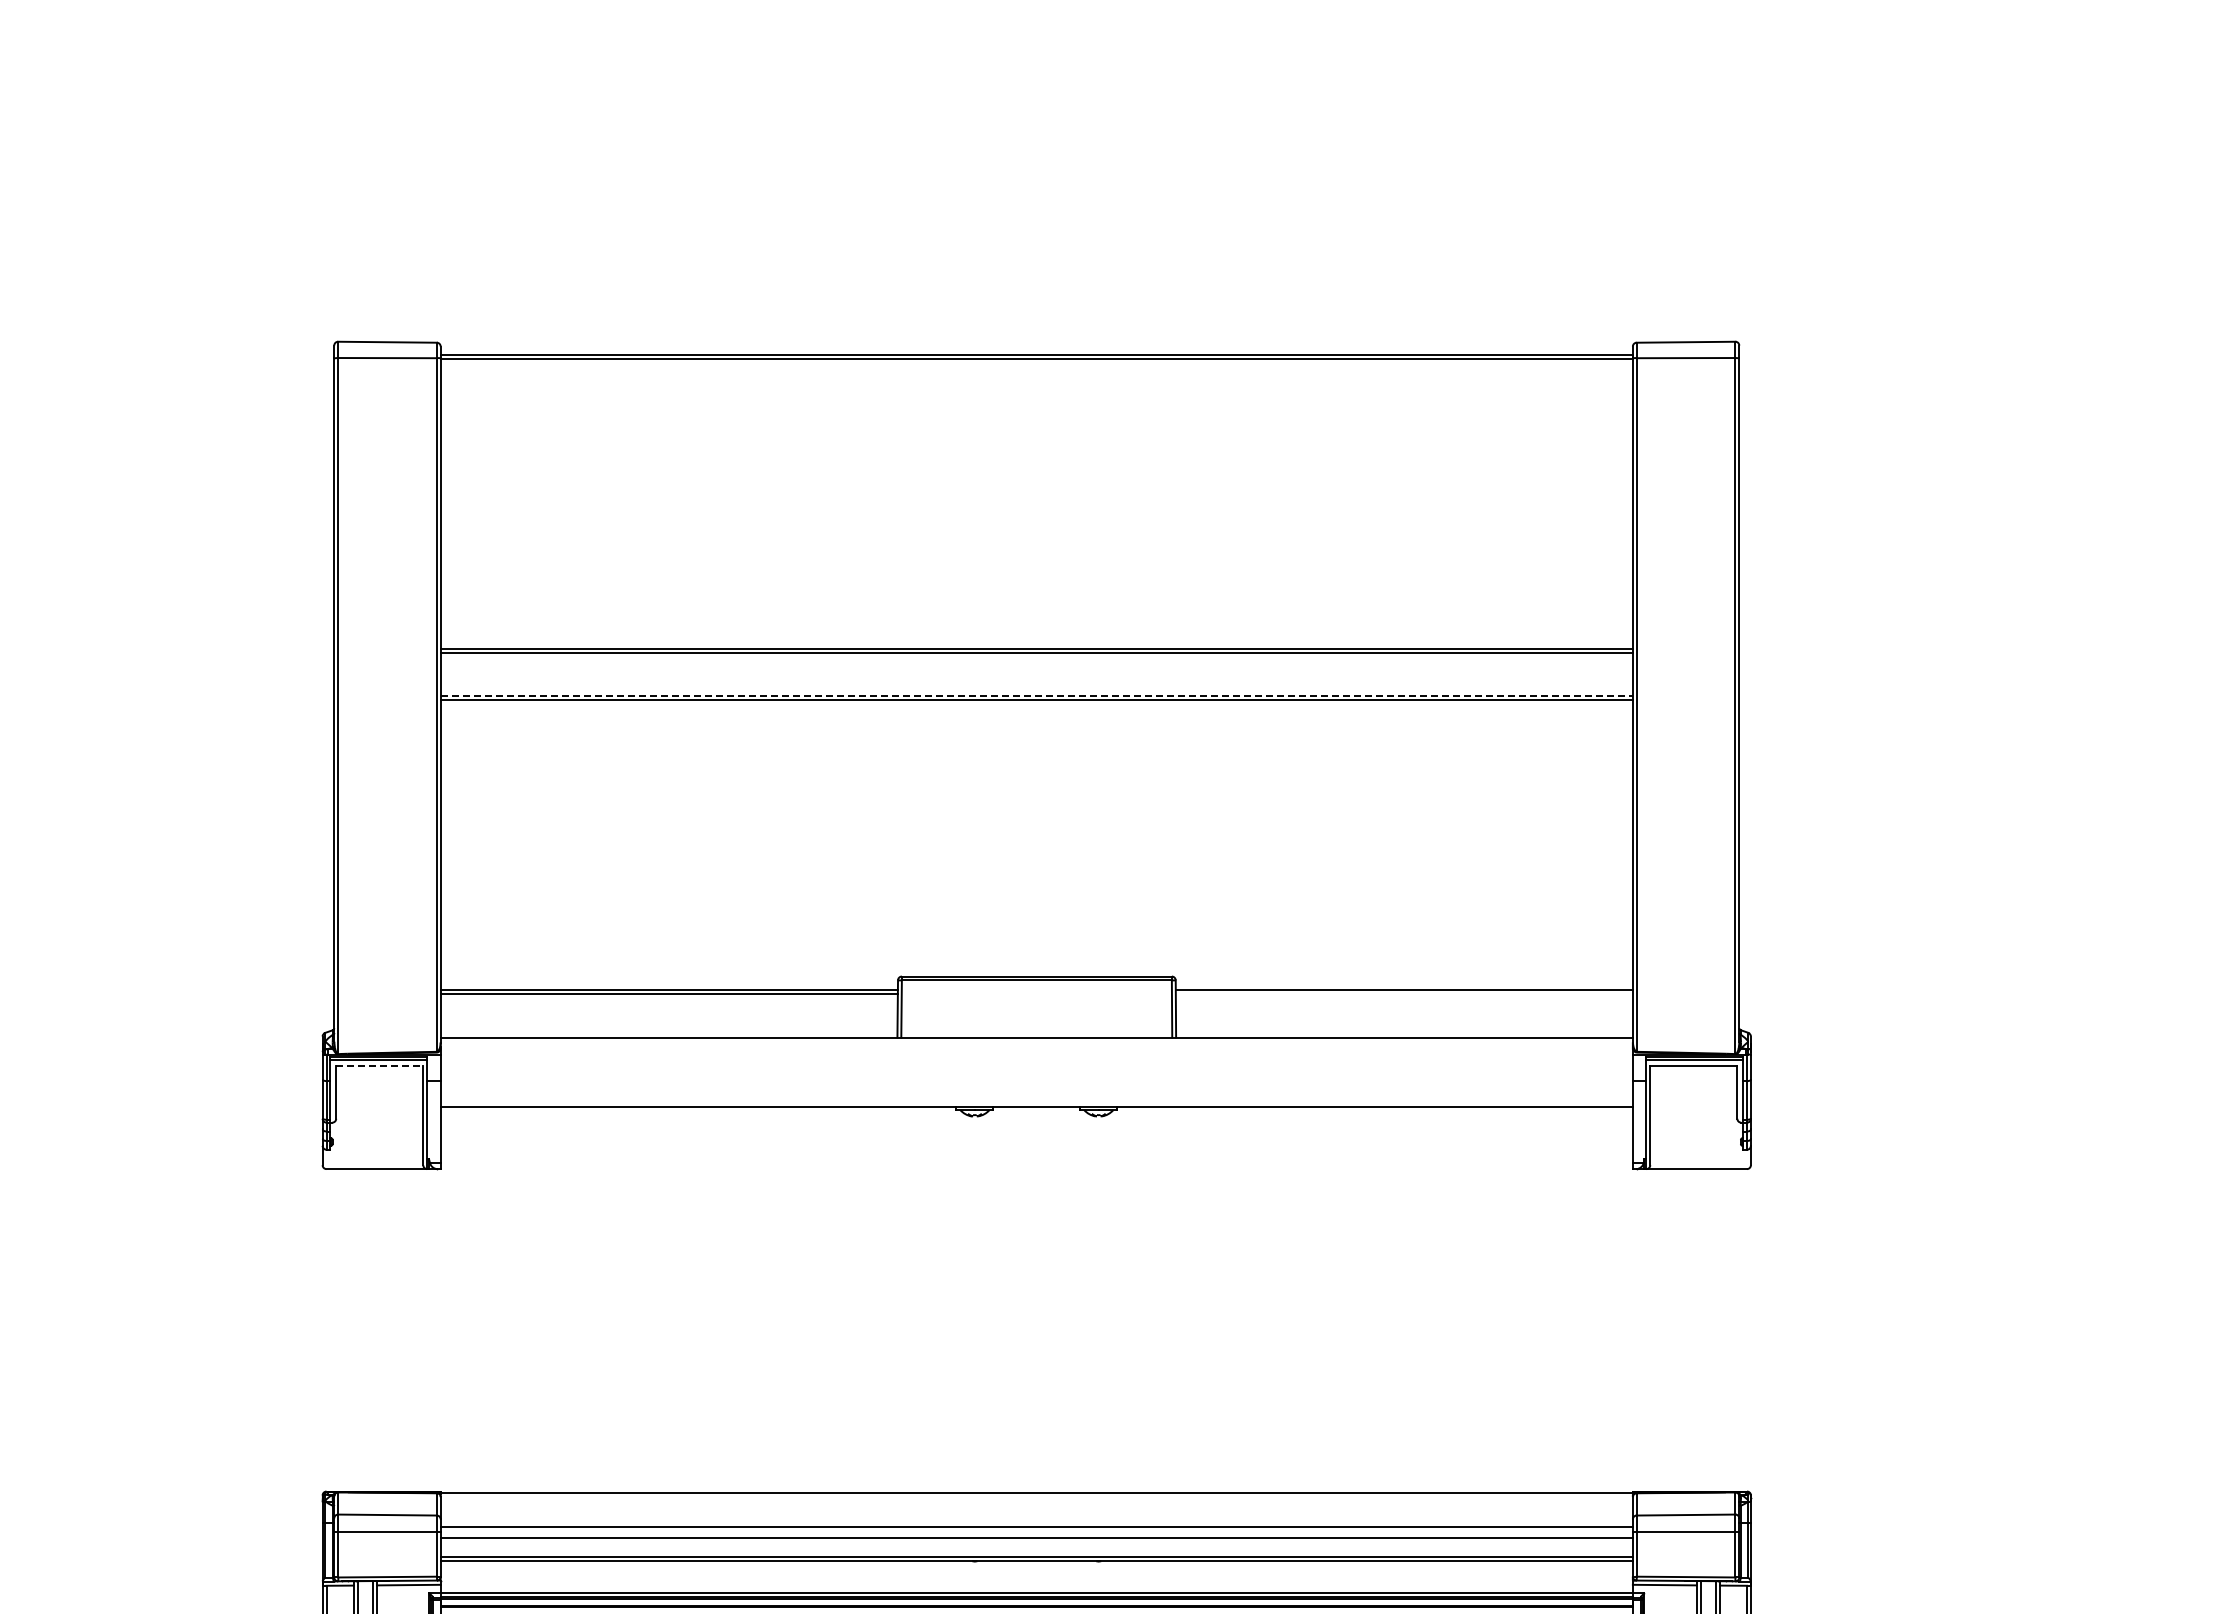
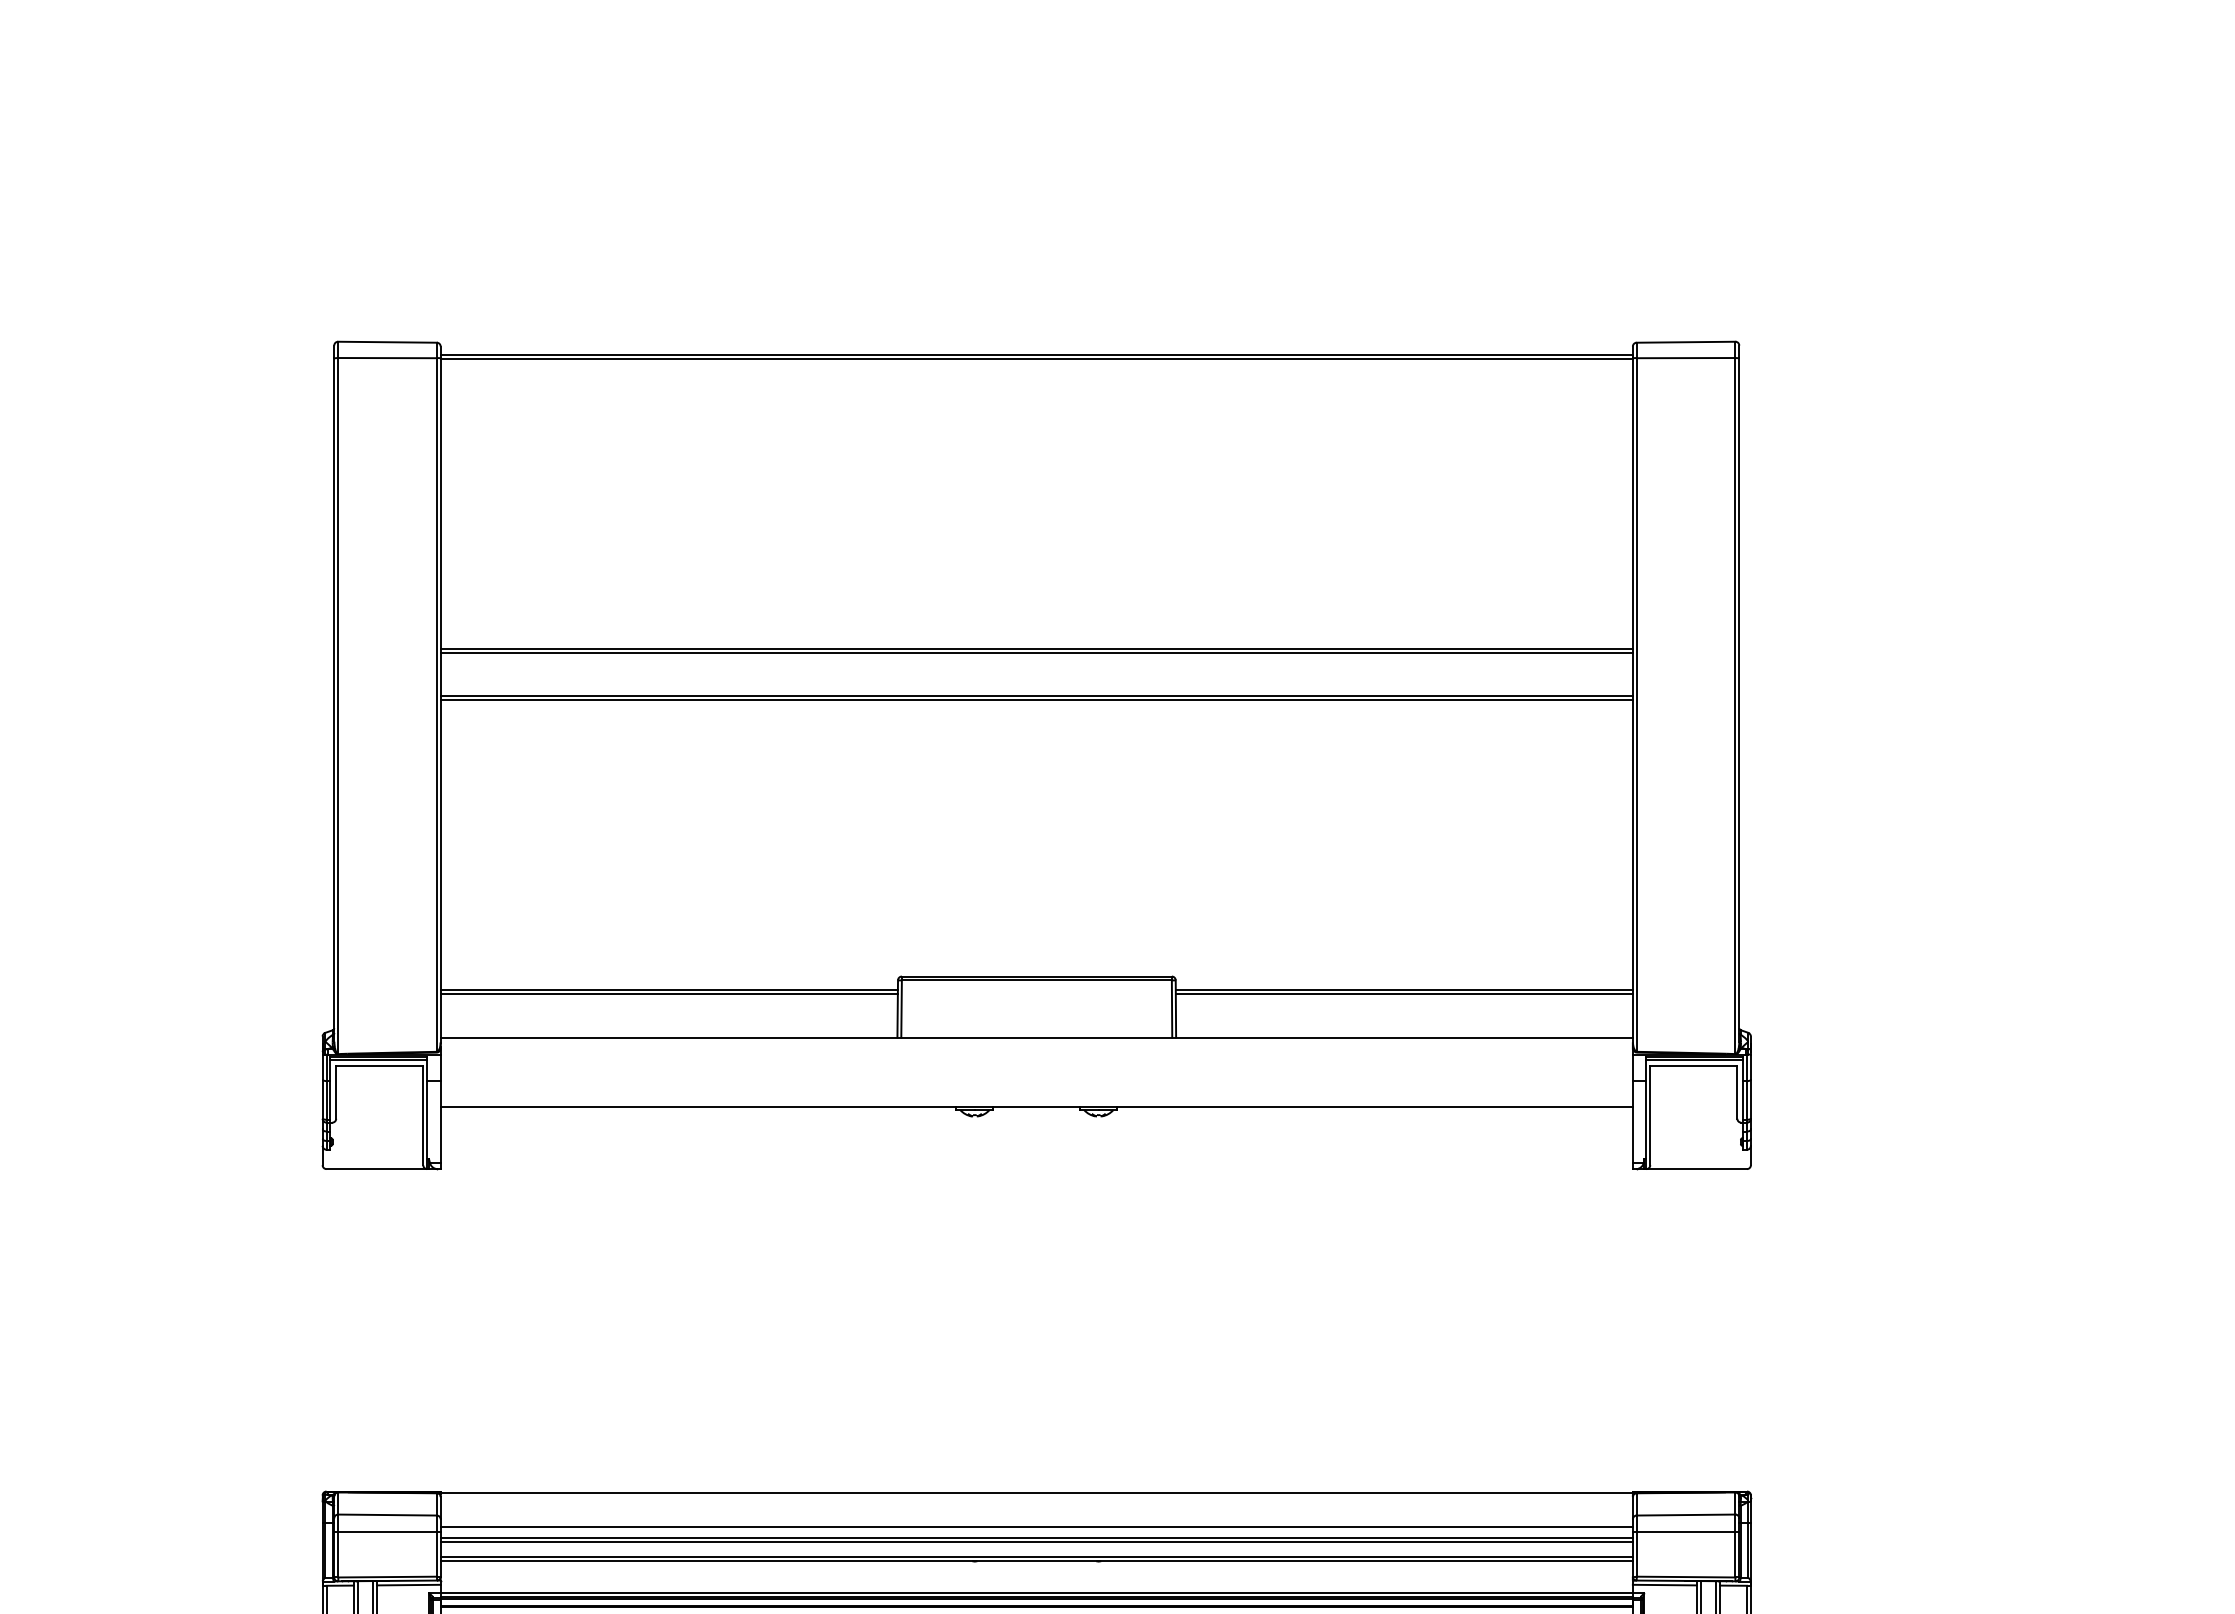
line: dashed -> solid (1037, 695)
line: none -> present (1403, 993)
line: dashed -> solid (379, 1065)
line: none -> present (1036, 1541)
